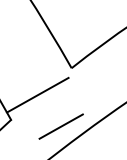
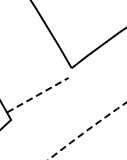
line: solid -> dashed (38, 94)
line: present -> none (60, 126)
arc: solid -> dashed (86, 131)
